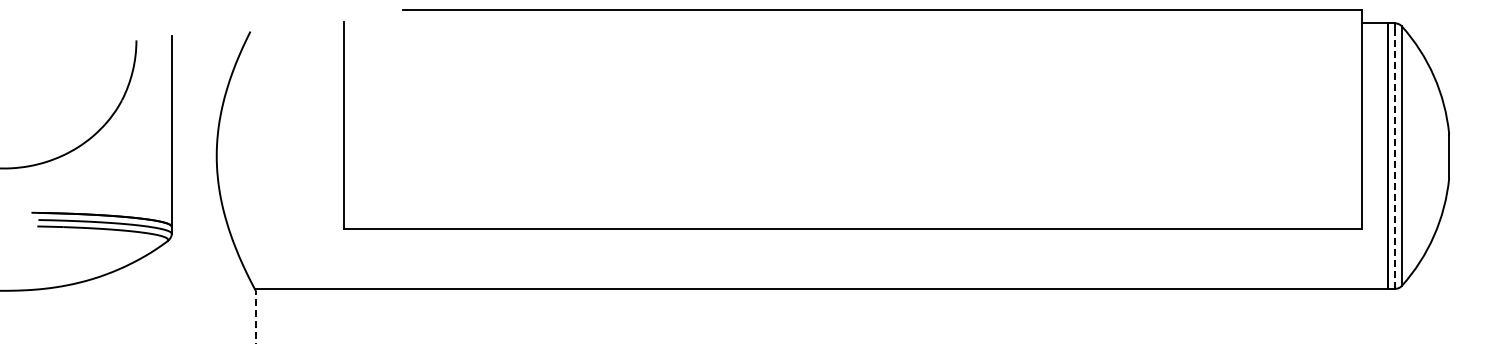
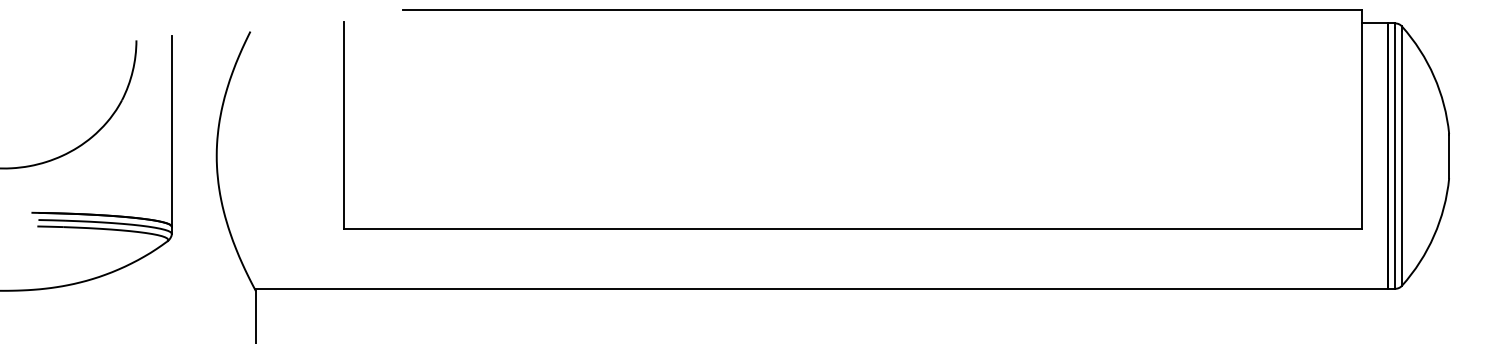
line: dashed -> solid (1395, 157)
line: dashed -> solid (255, 316)
